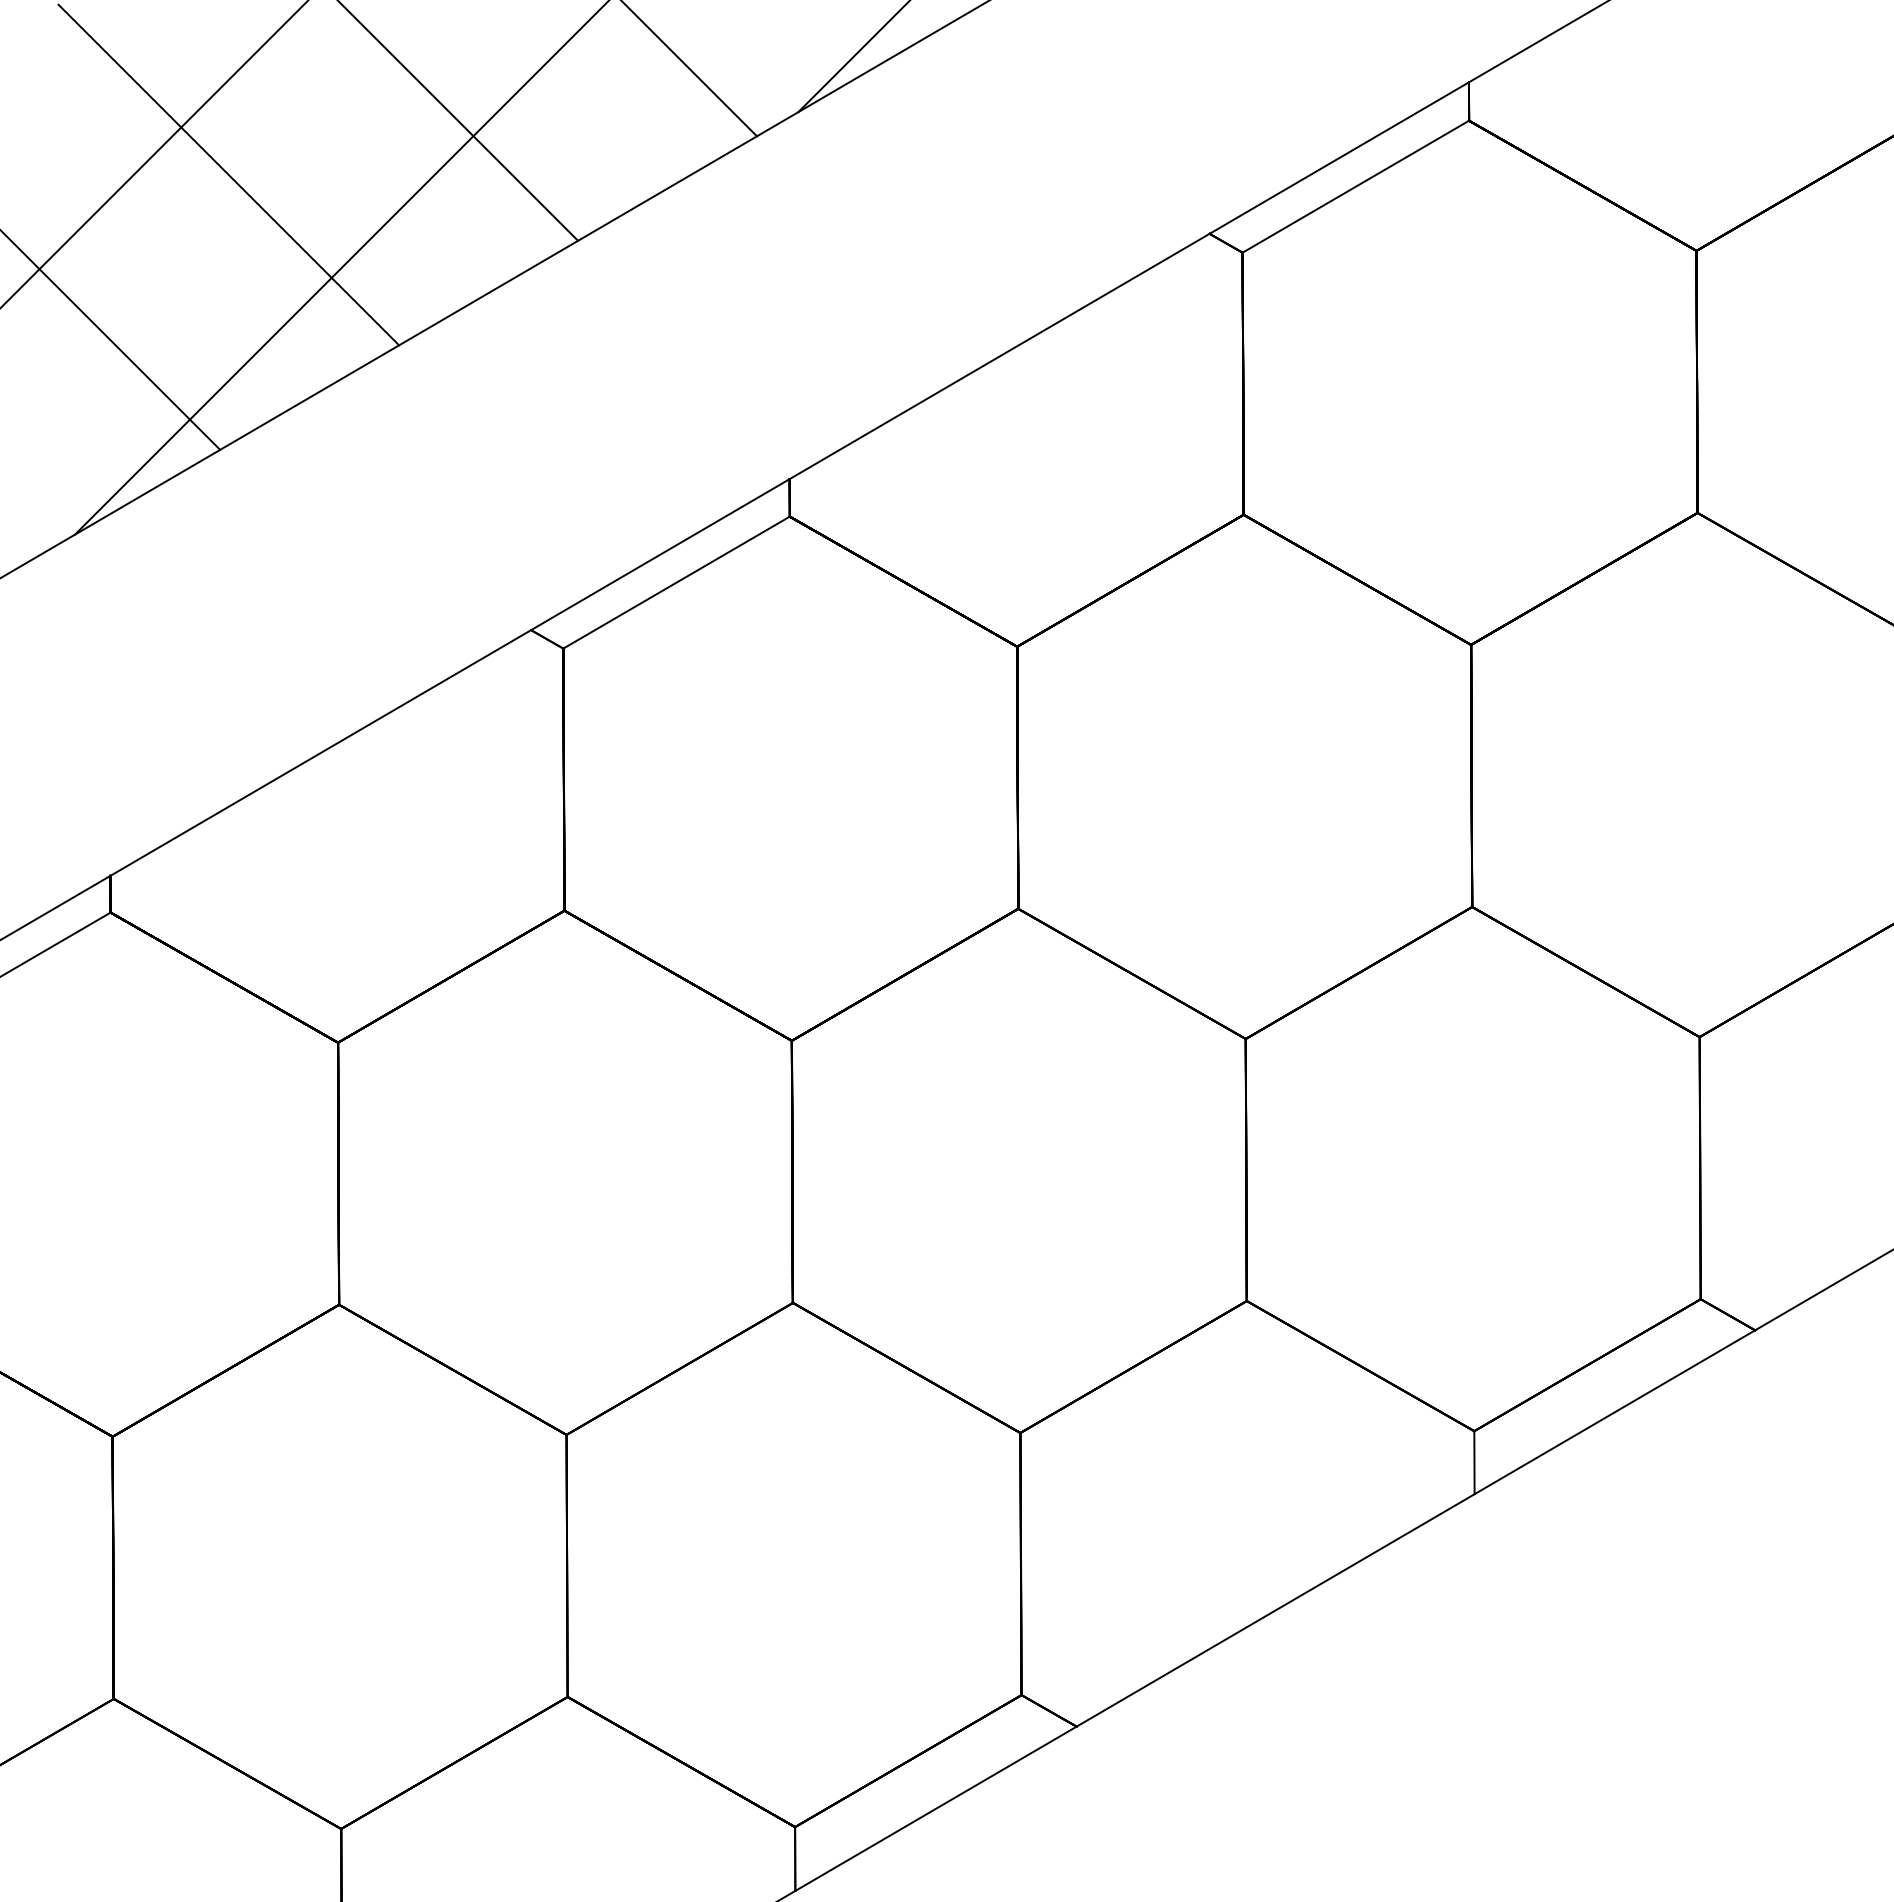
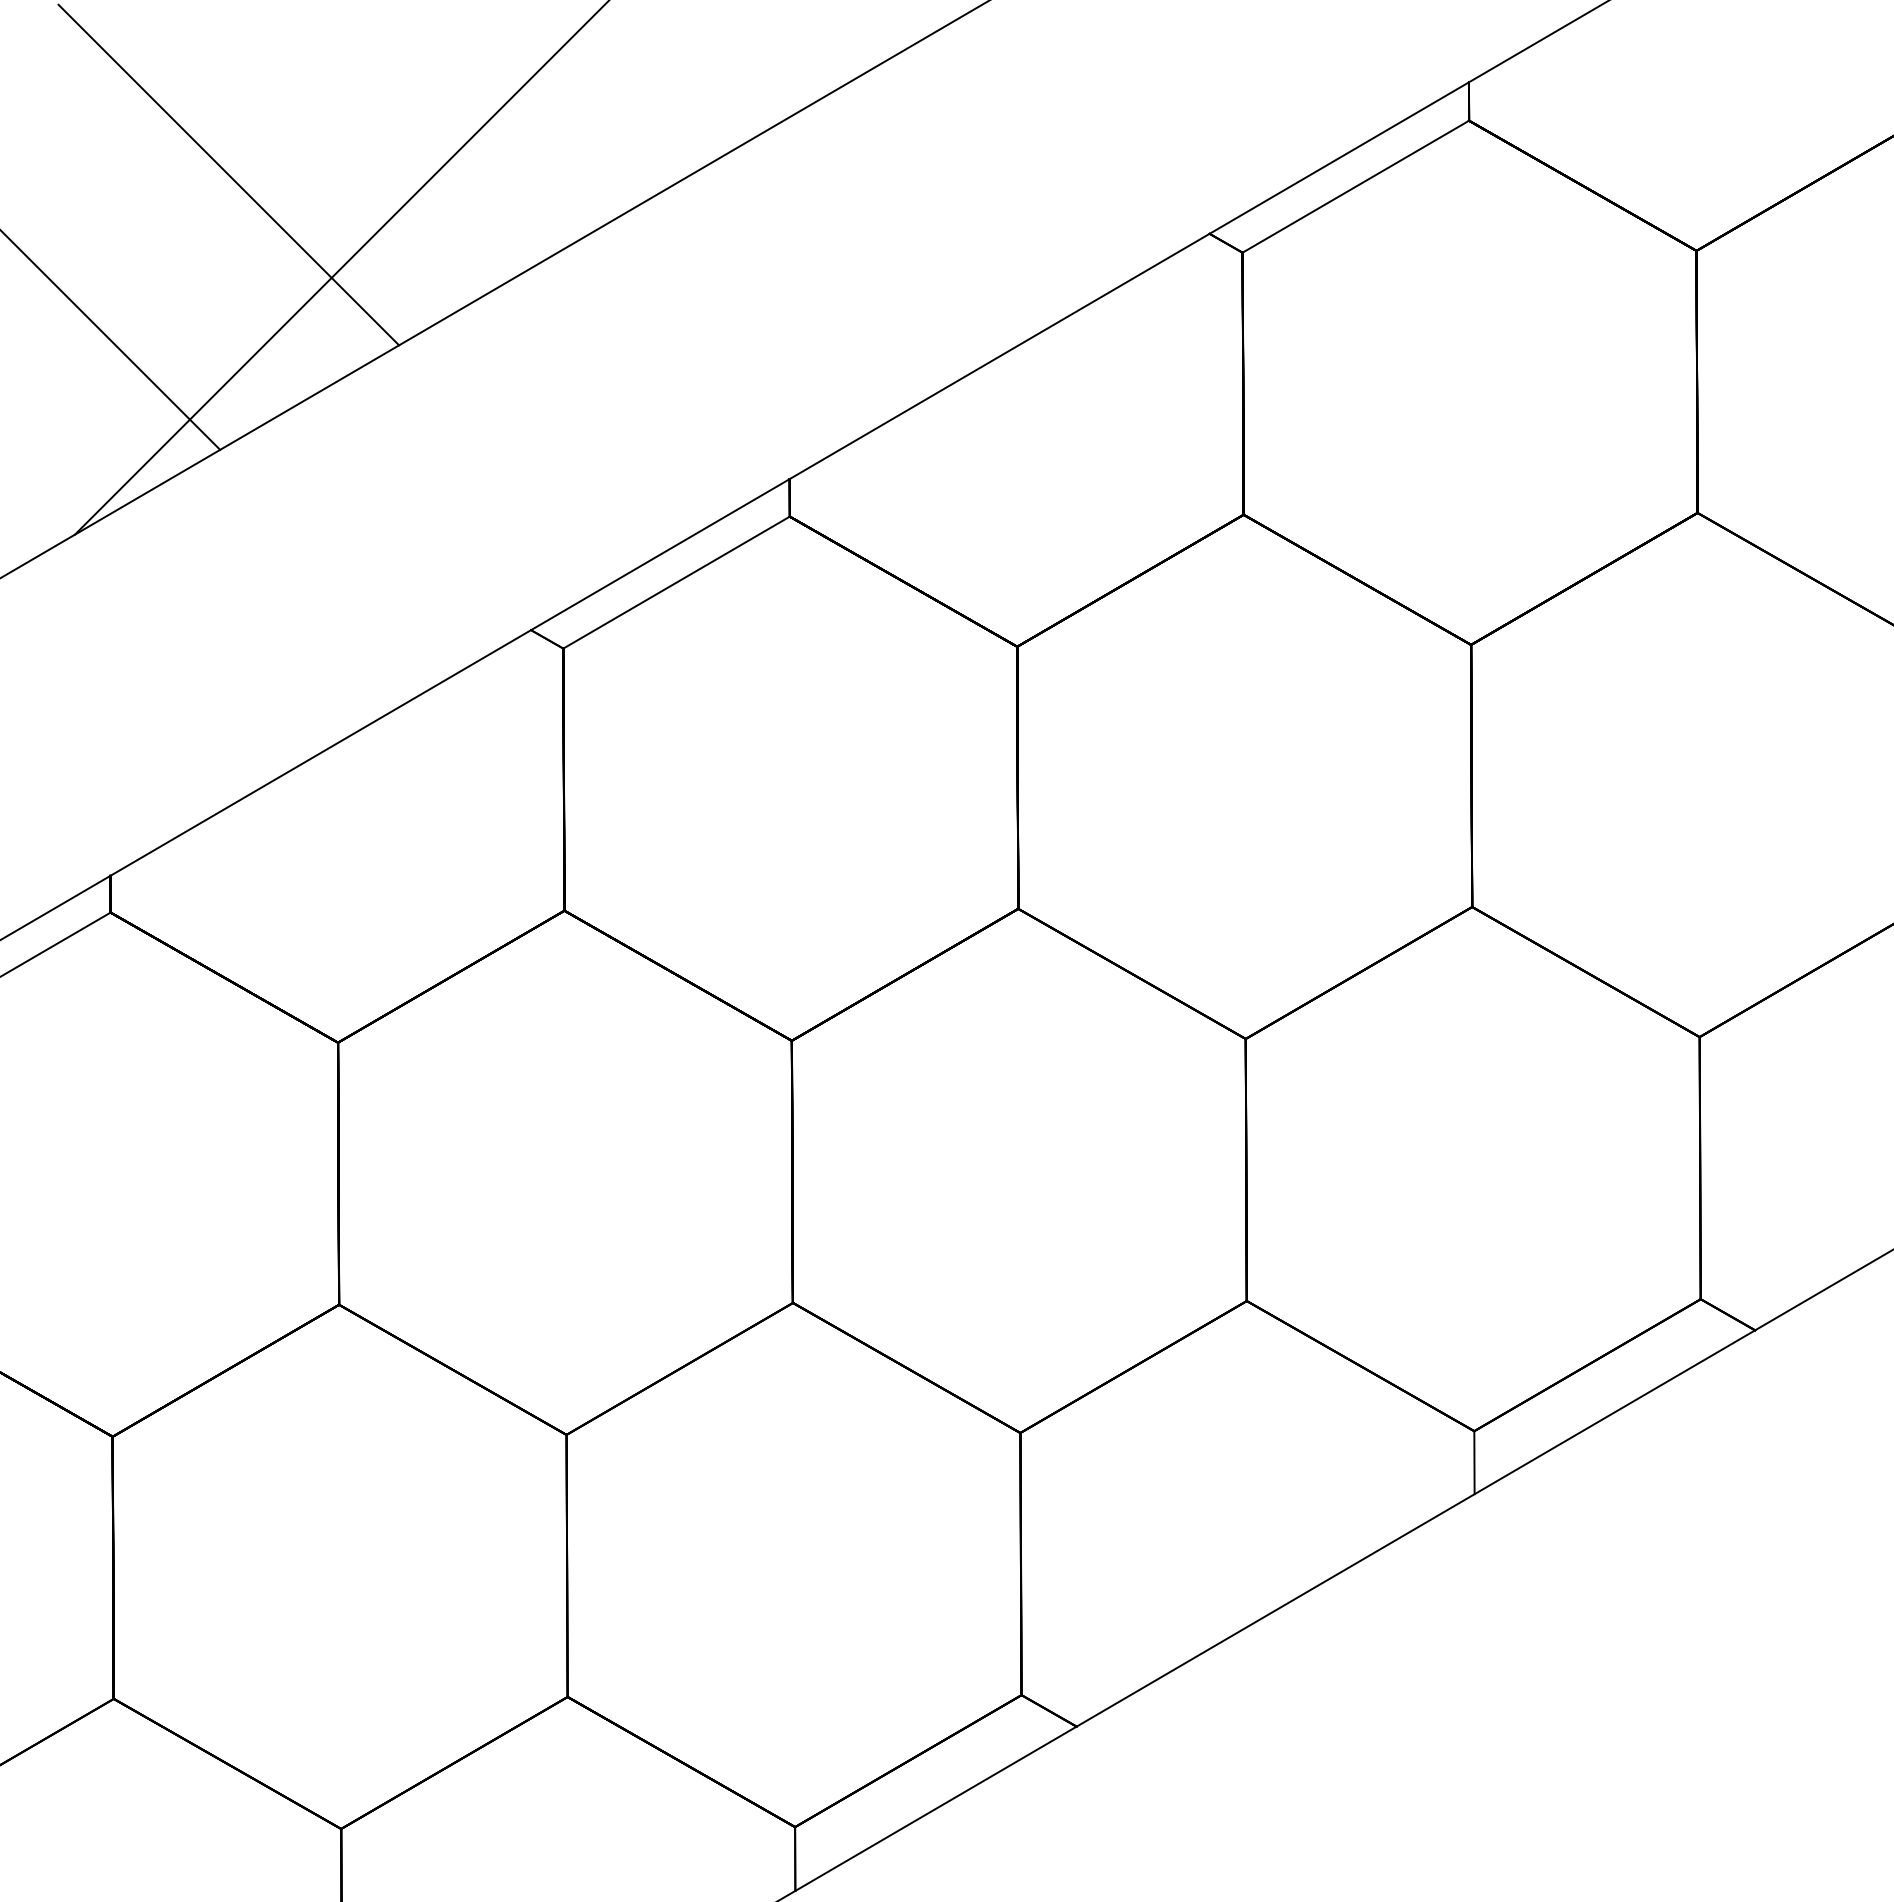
line: present -> none (852, 57)
line: present -> none (690, 69)
line: present -> none (458, 121)
line: present -> none (154, 154)
